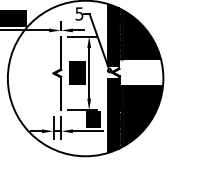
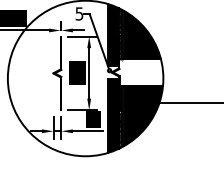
line: none -> present (190, 102)
